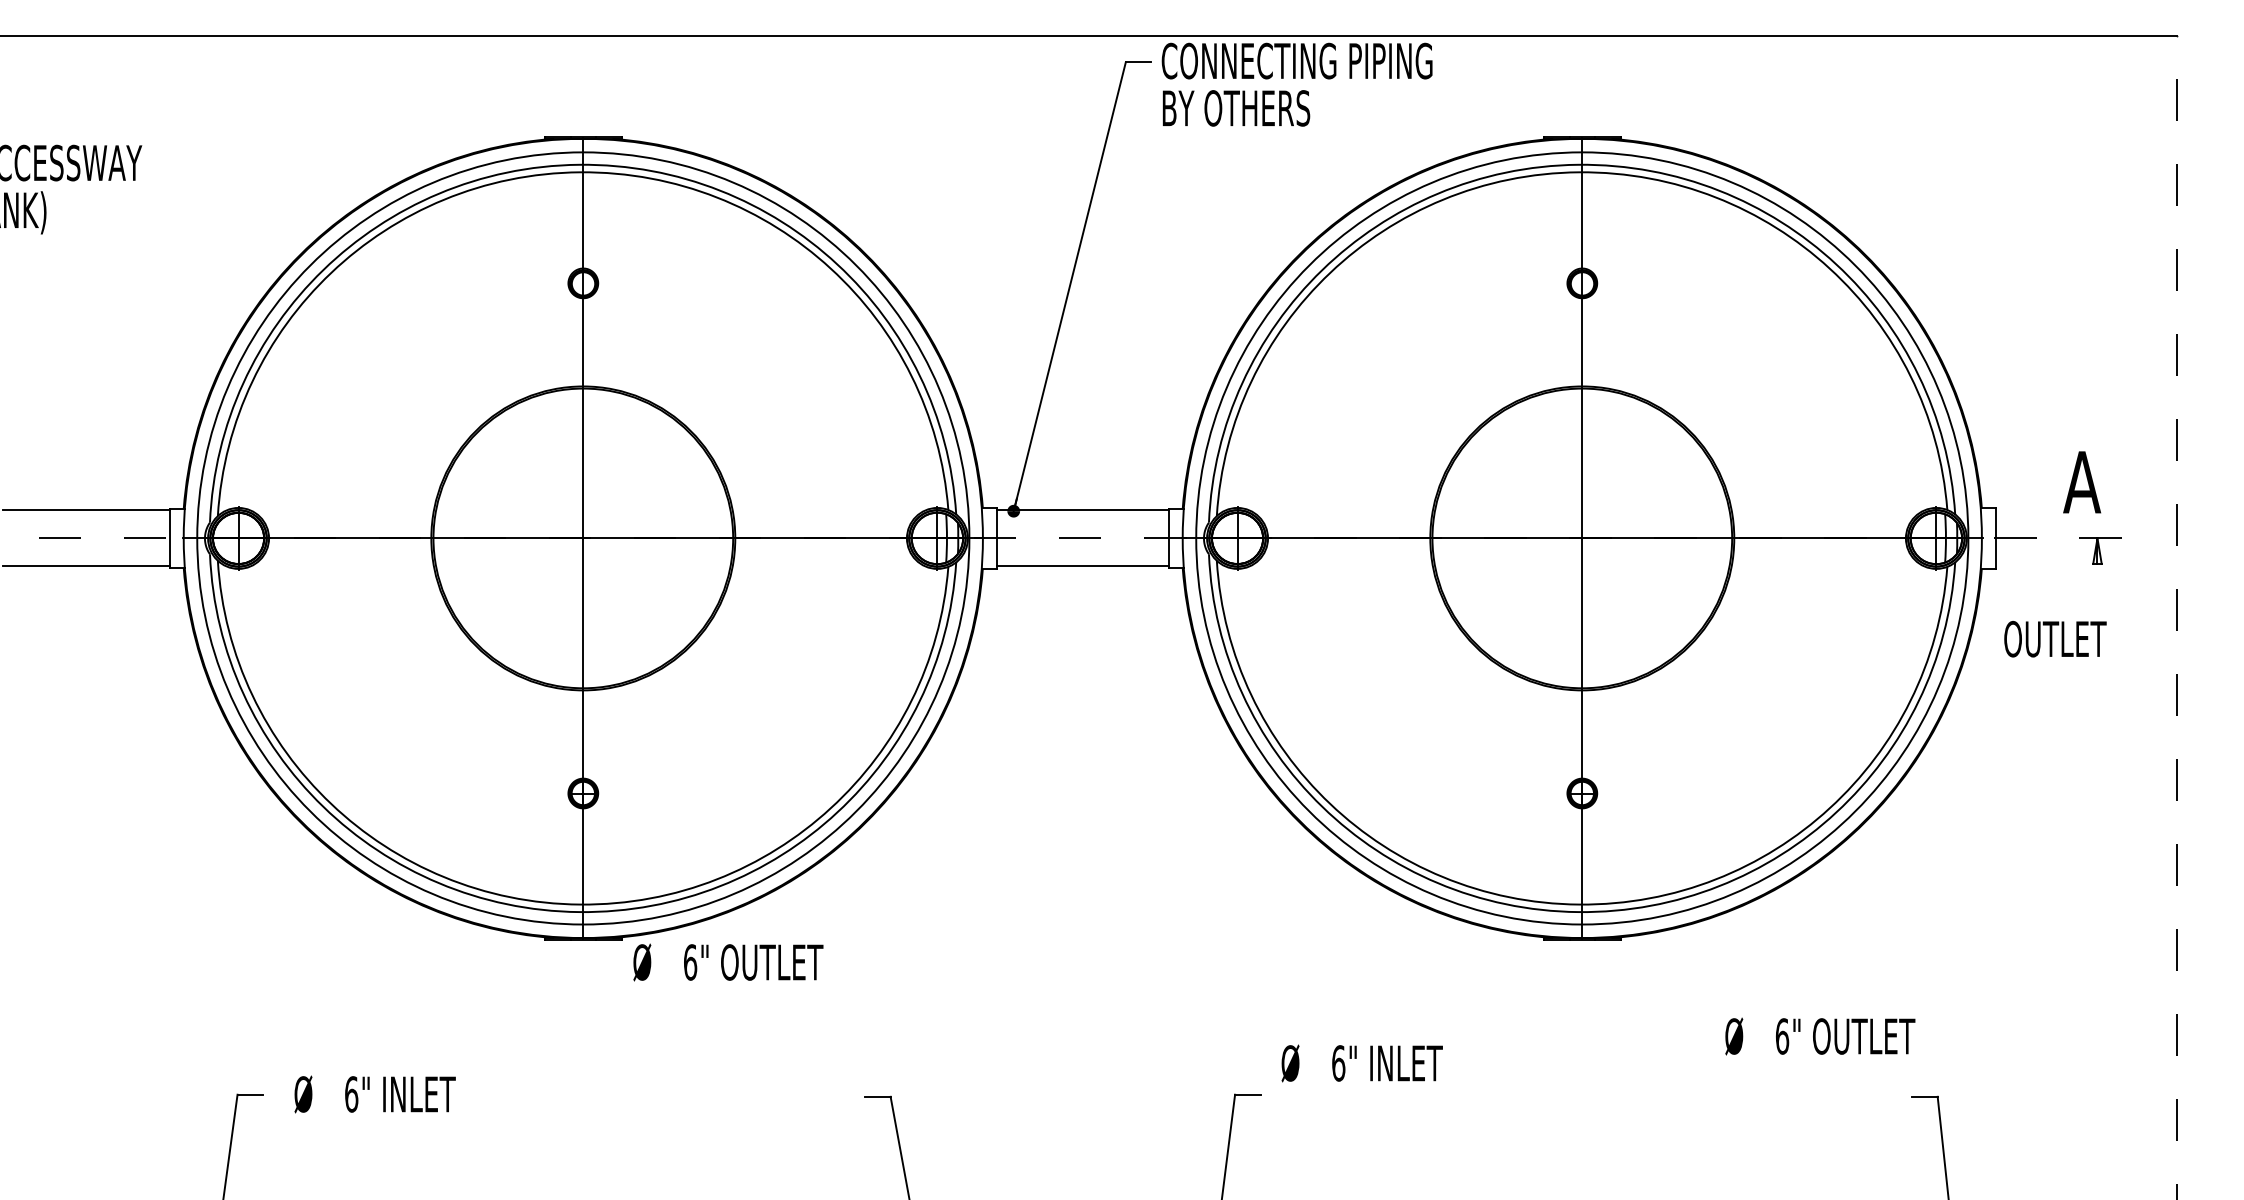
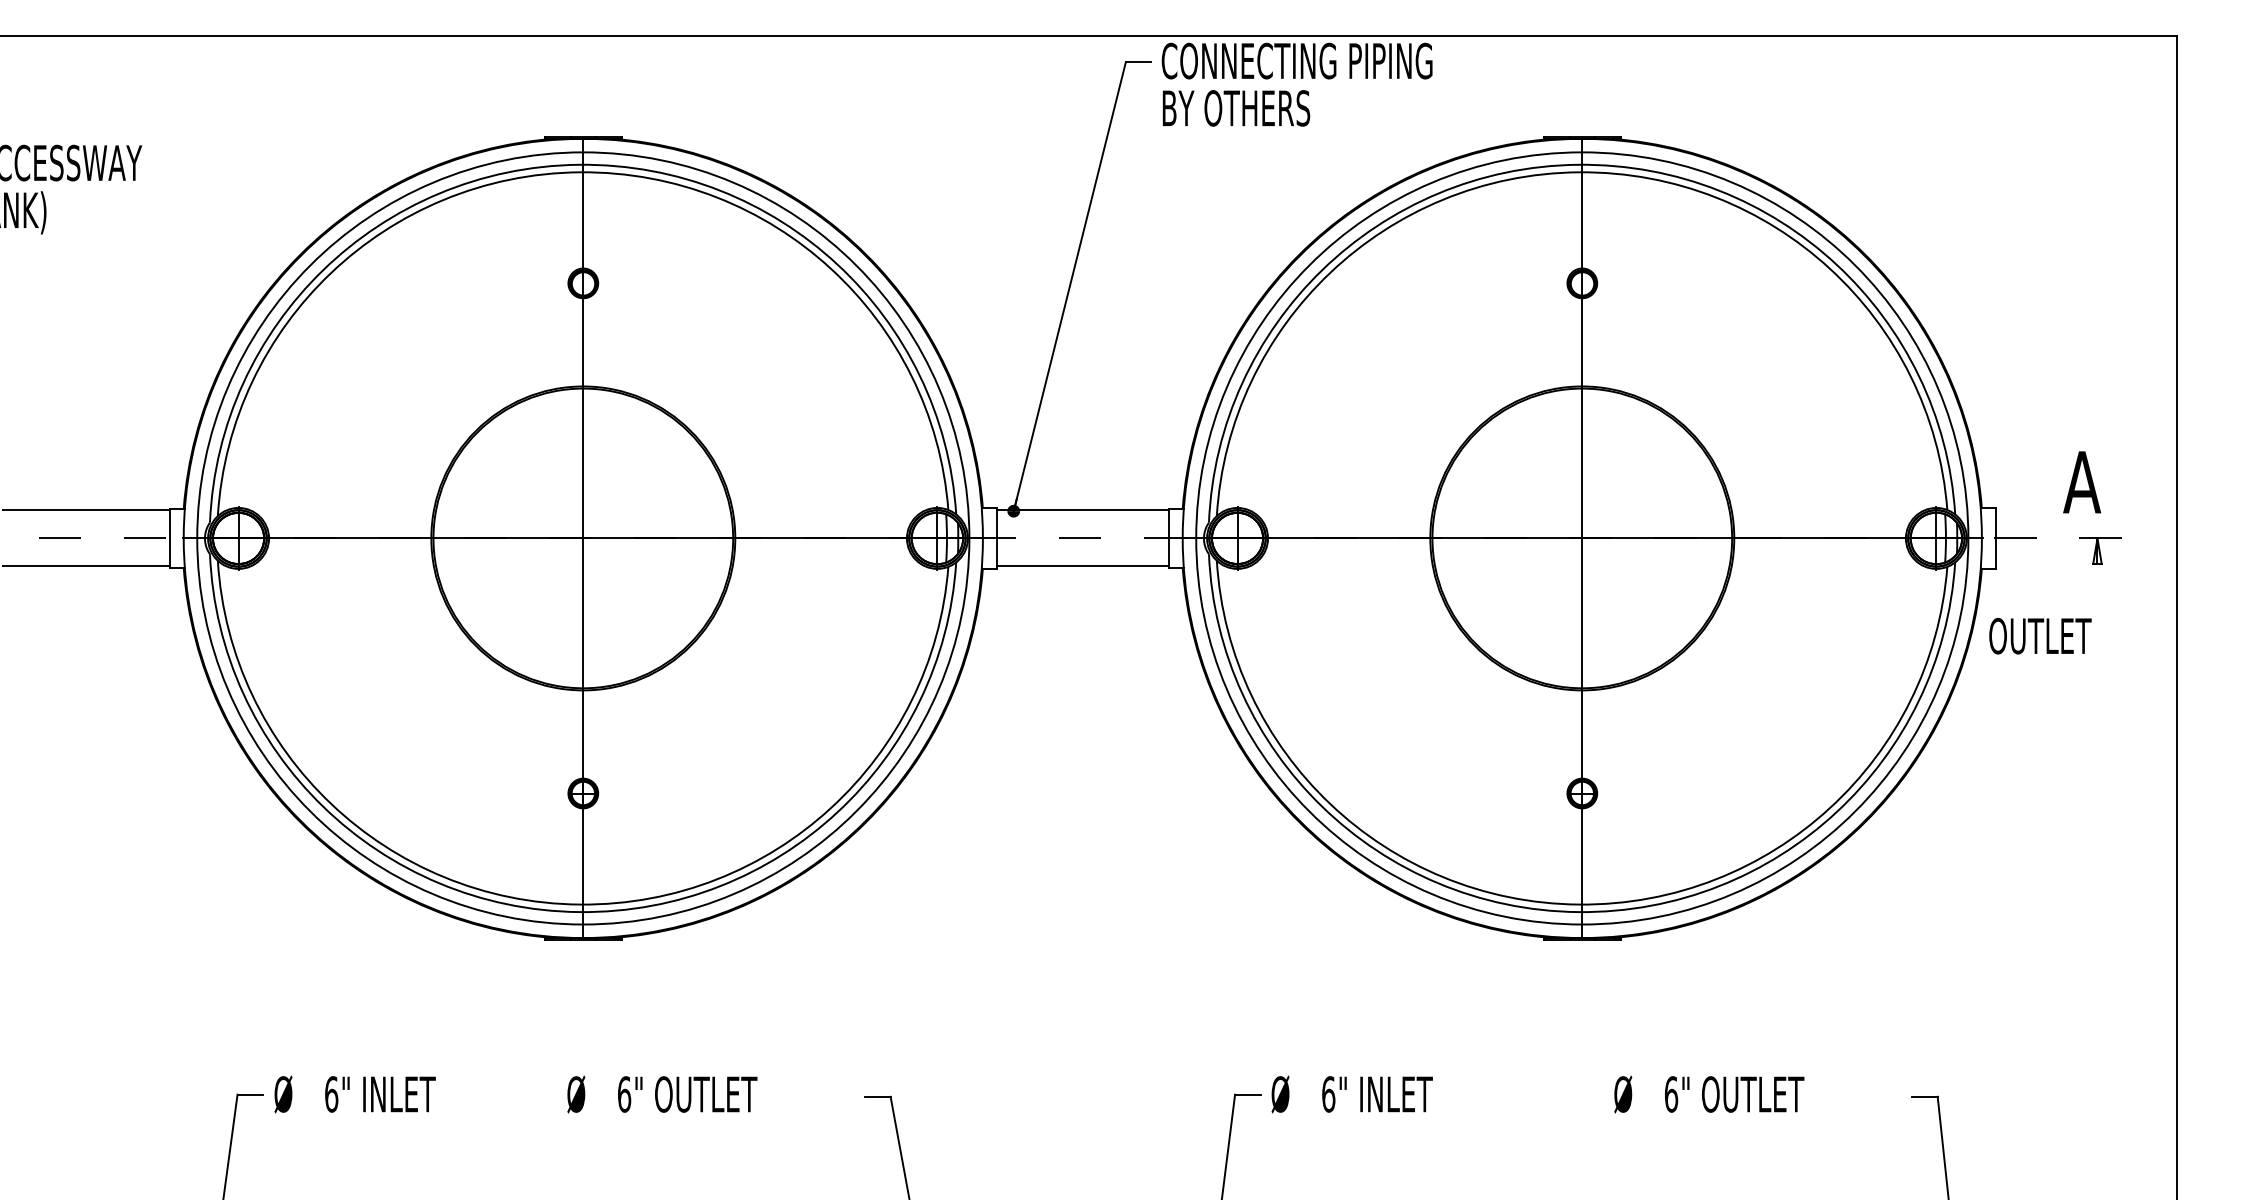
line: dashed -> solid (2176, 617)
text position: (2055, 638) -> (2040, 635) (2040, 635)
text position: (728, 962) -> (662, 1094) (662, 1094)
text position: (1820, 1036) -> (1709, 1094) (1709, 1094)
text position: (1361, 1063) -> (1351, 1094) (1351, 1094)
text position: (374, 1094) -> (354, 1094) (354, 1094)
